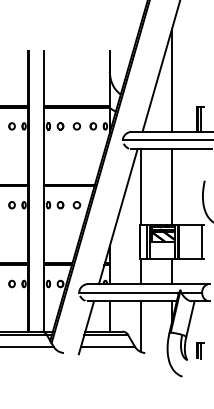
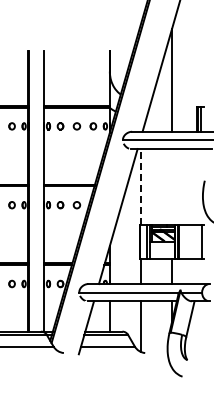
line: solid -> dashed (140, 186)
line: present -> none (171, 186)
part: present -> none (200, 350)
